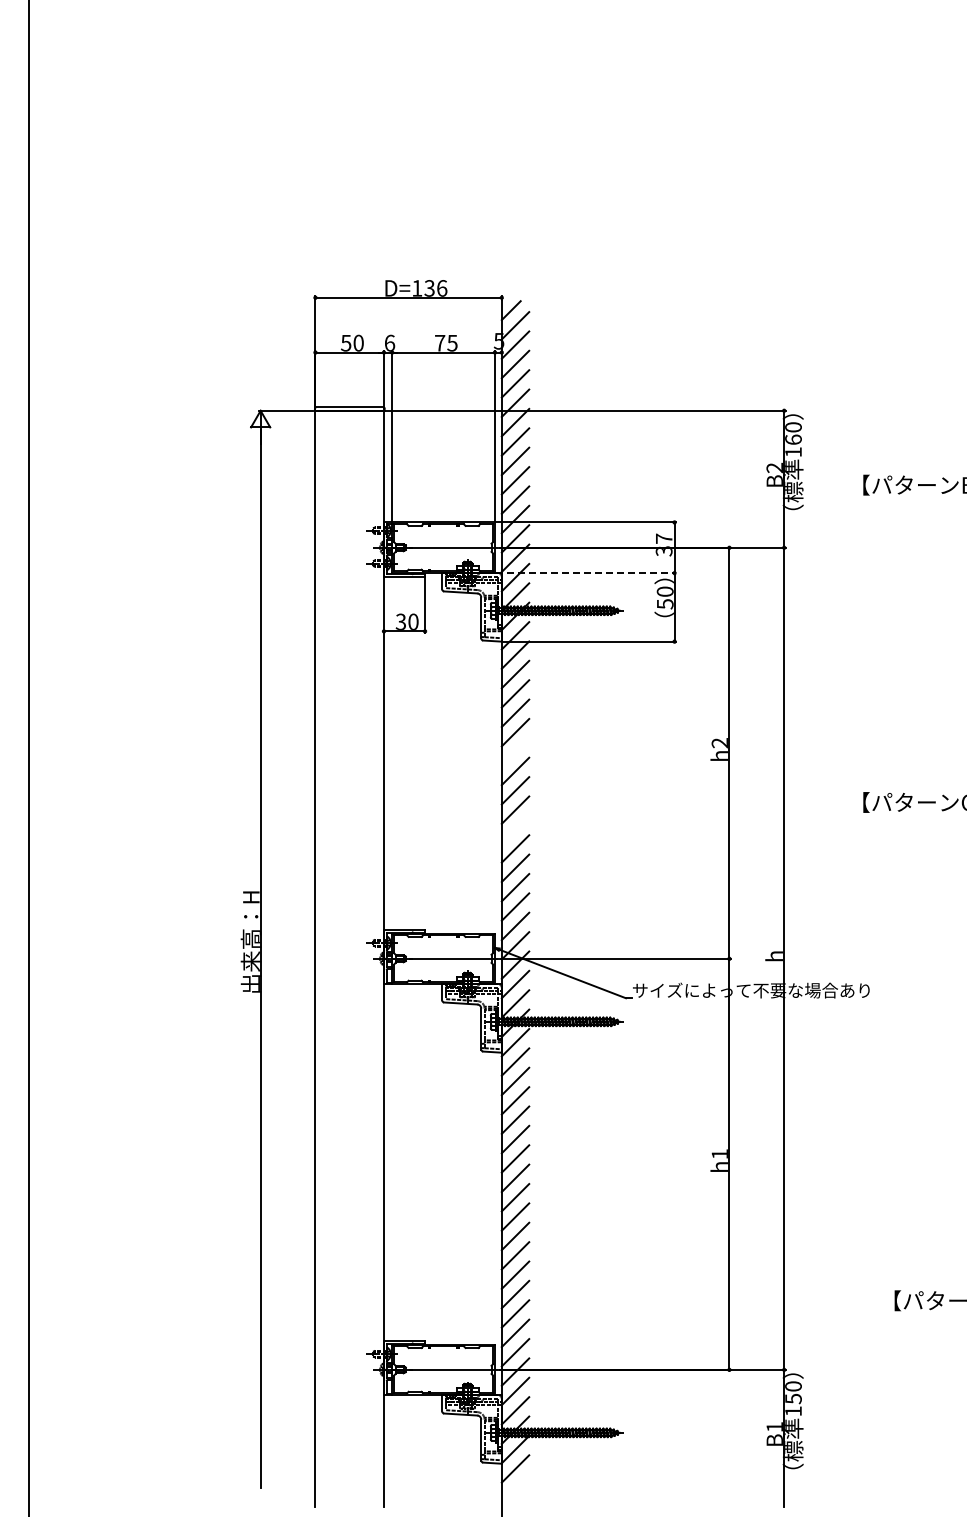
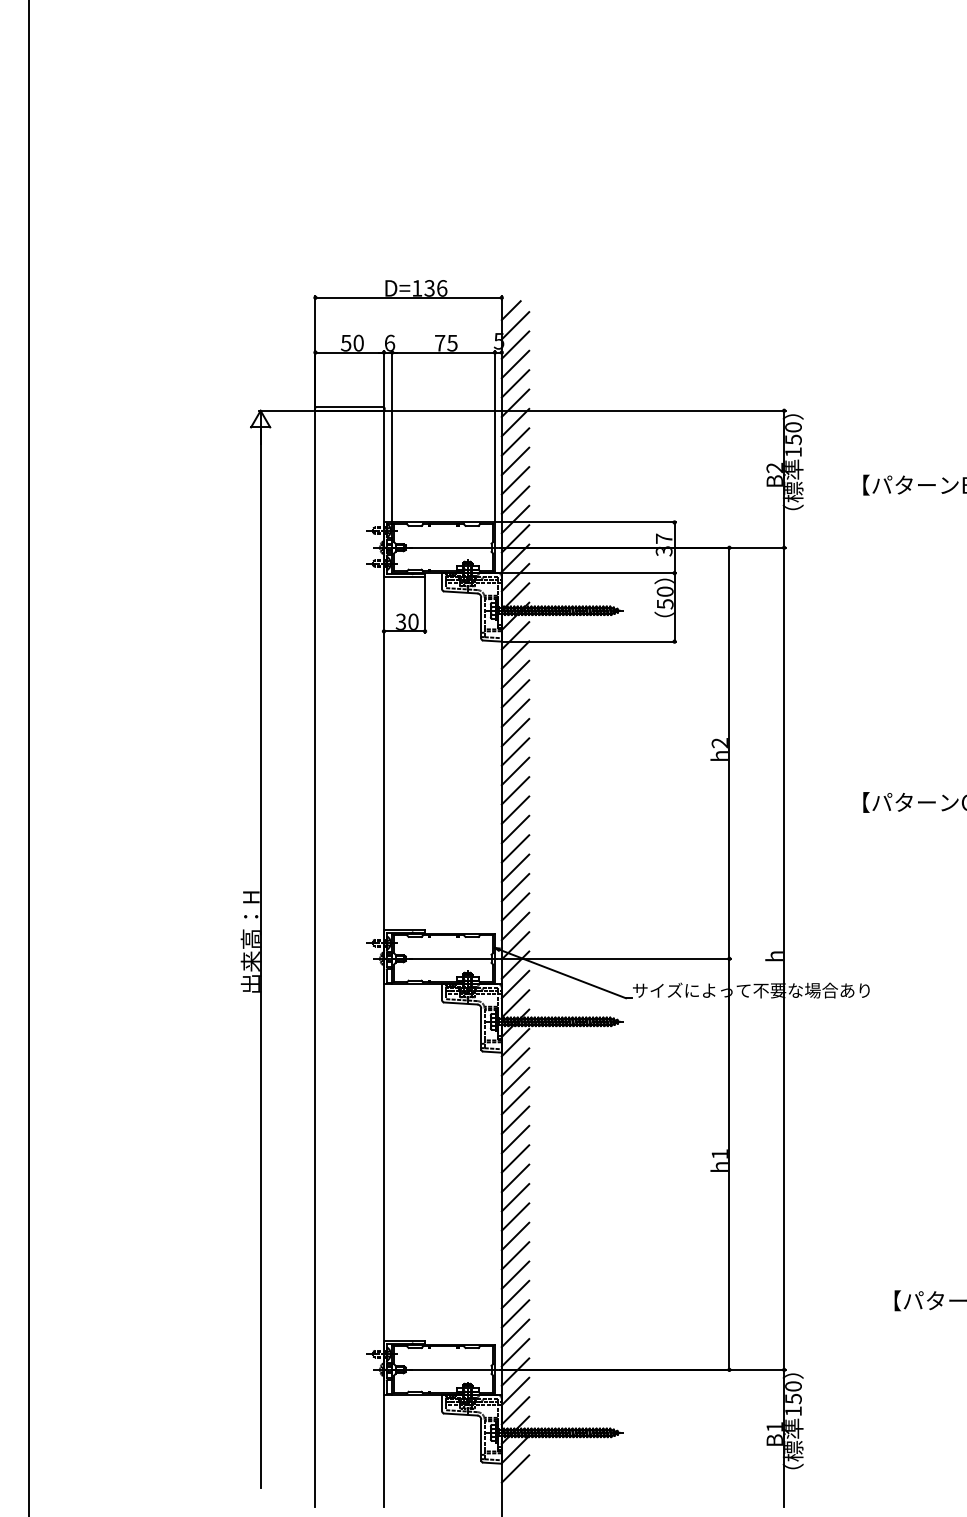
text: 160 -> 150 (793, 439)
line: dashed -> solid (586, 573)
line: none -> present (515, 751)
line: none -> present (515, 829)
